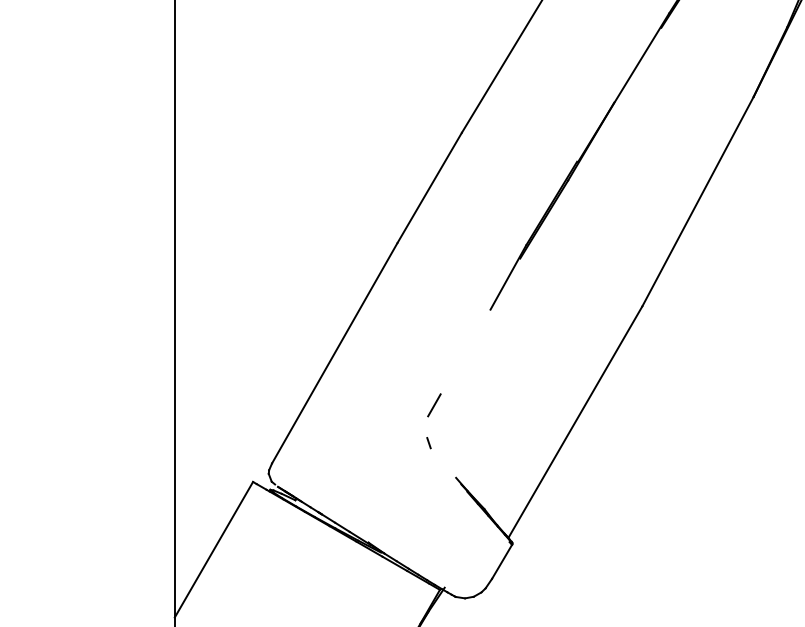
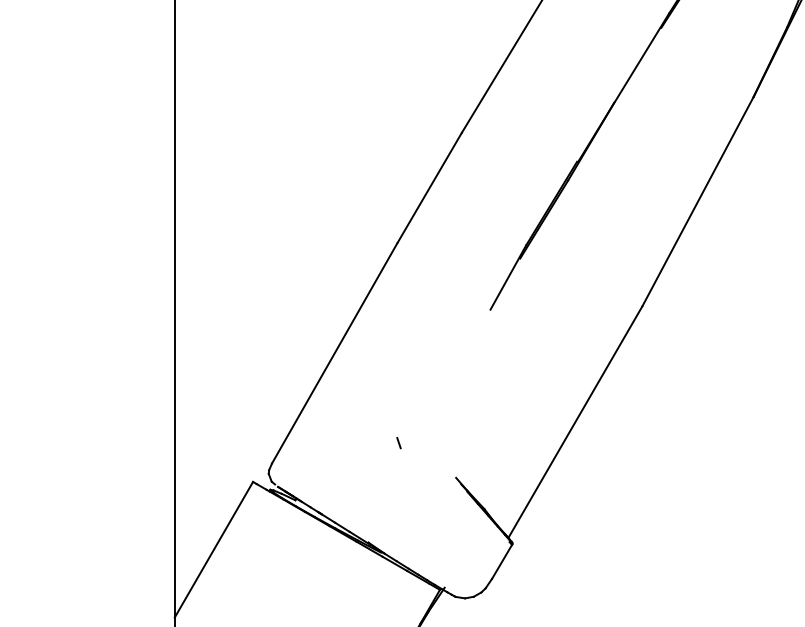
line: present -> none (434, 405)
line position: (428, 443) -> (398, 443) (398, 443)
